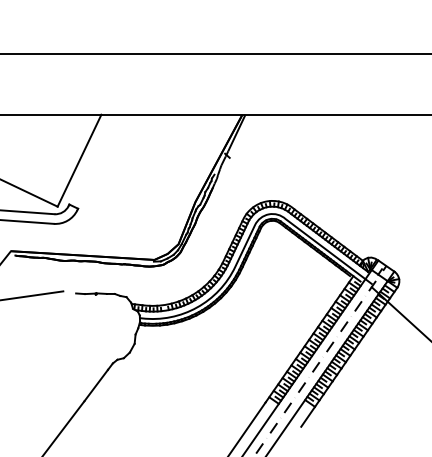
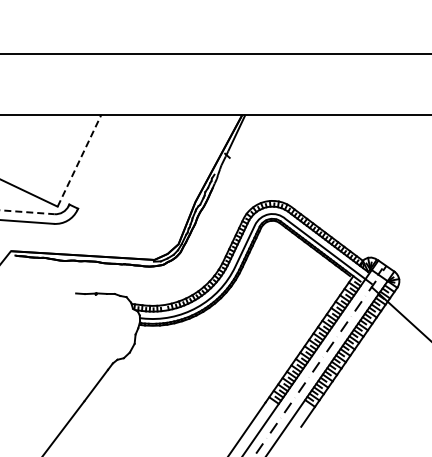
line: solid -> dashed (79, 160)
line: solid -> dashed (27, 212)
line: present -> none (32, 295)
